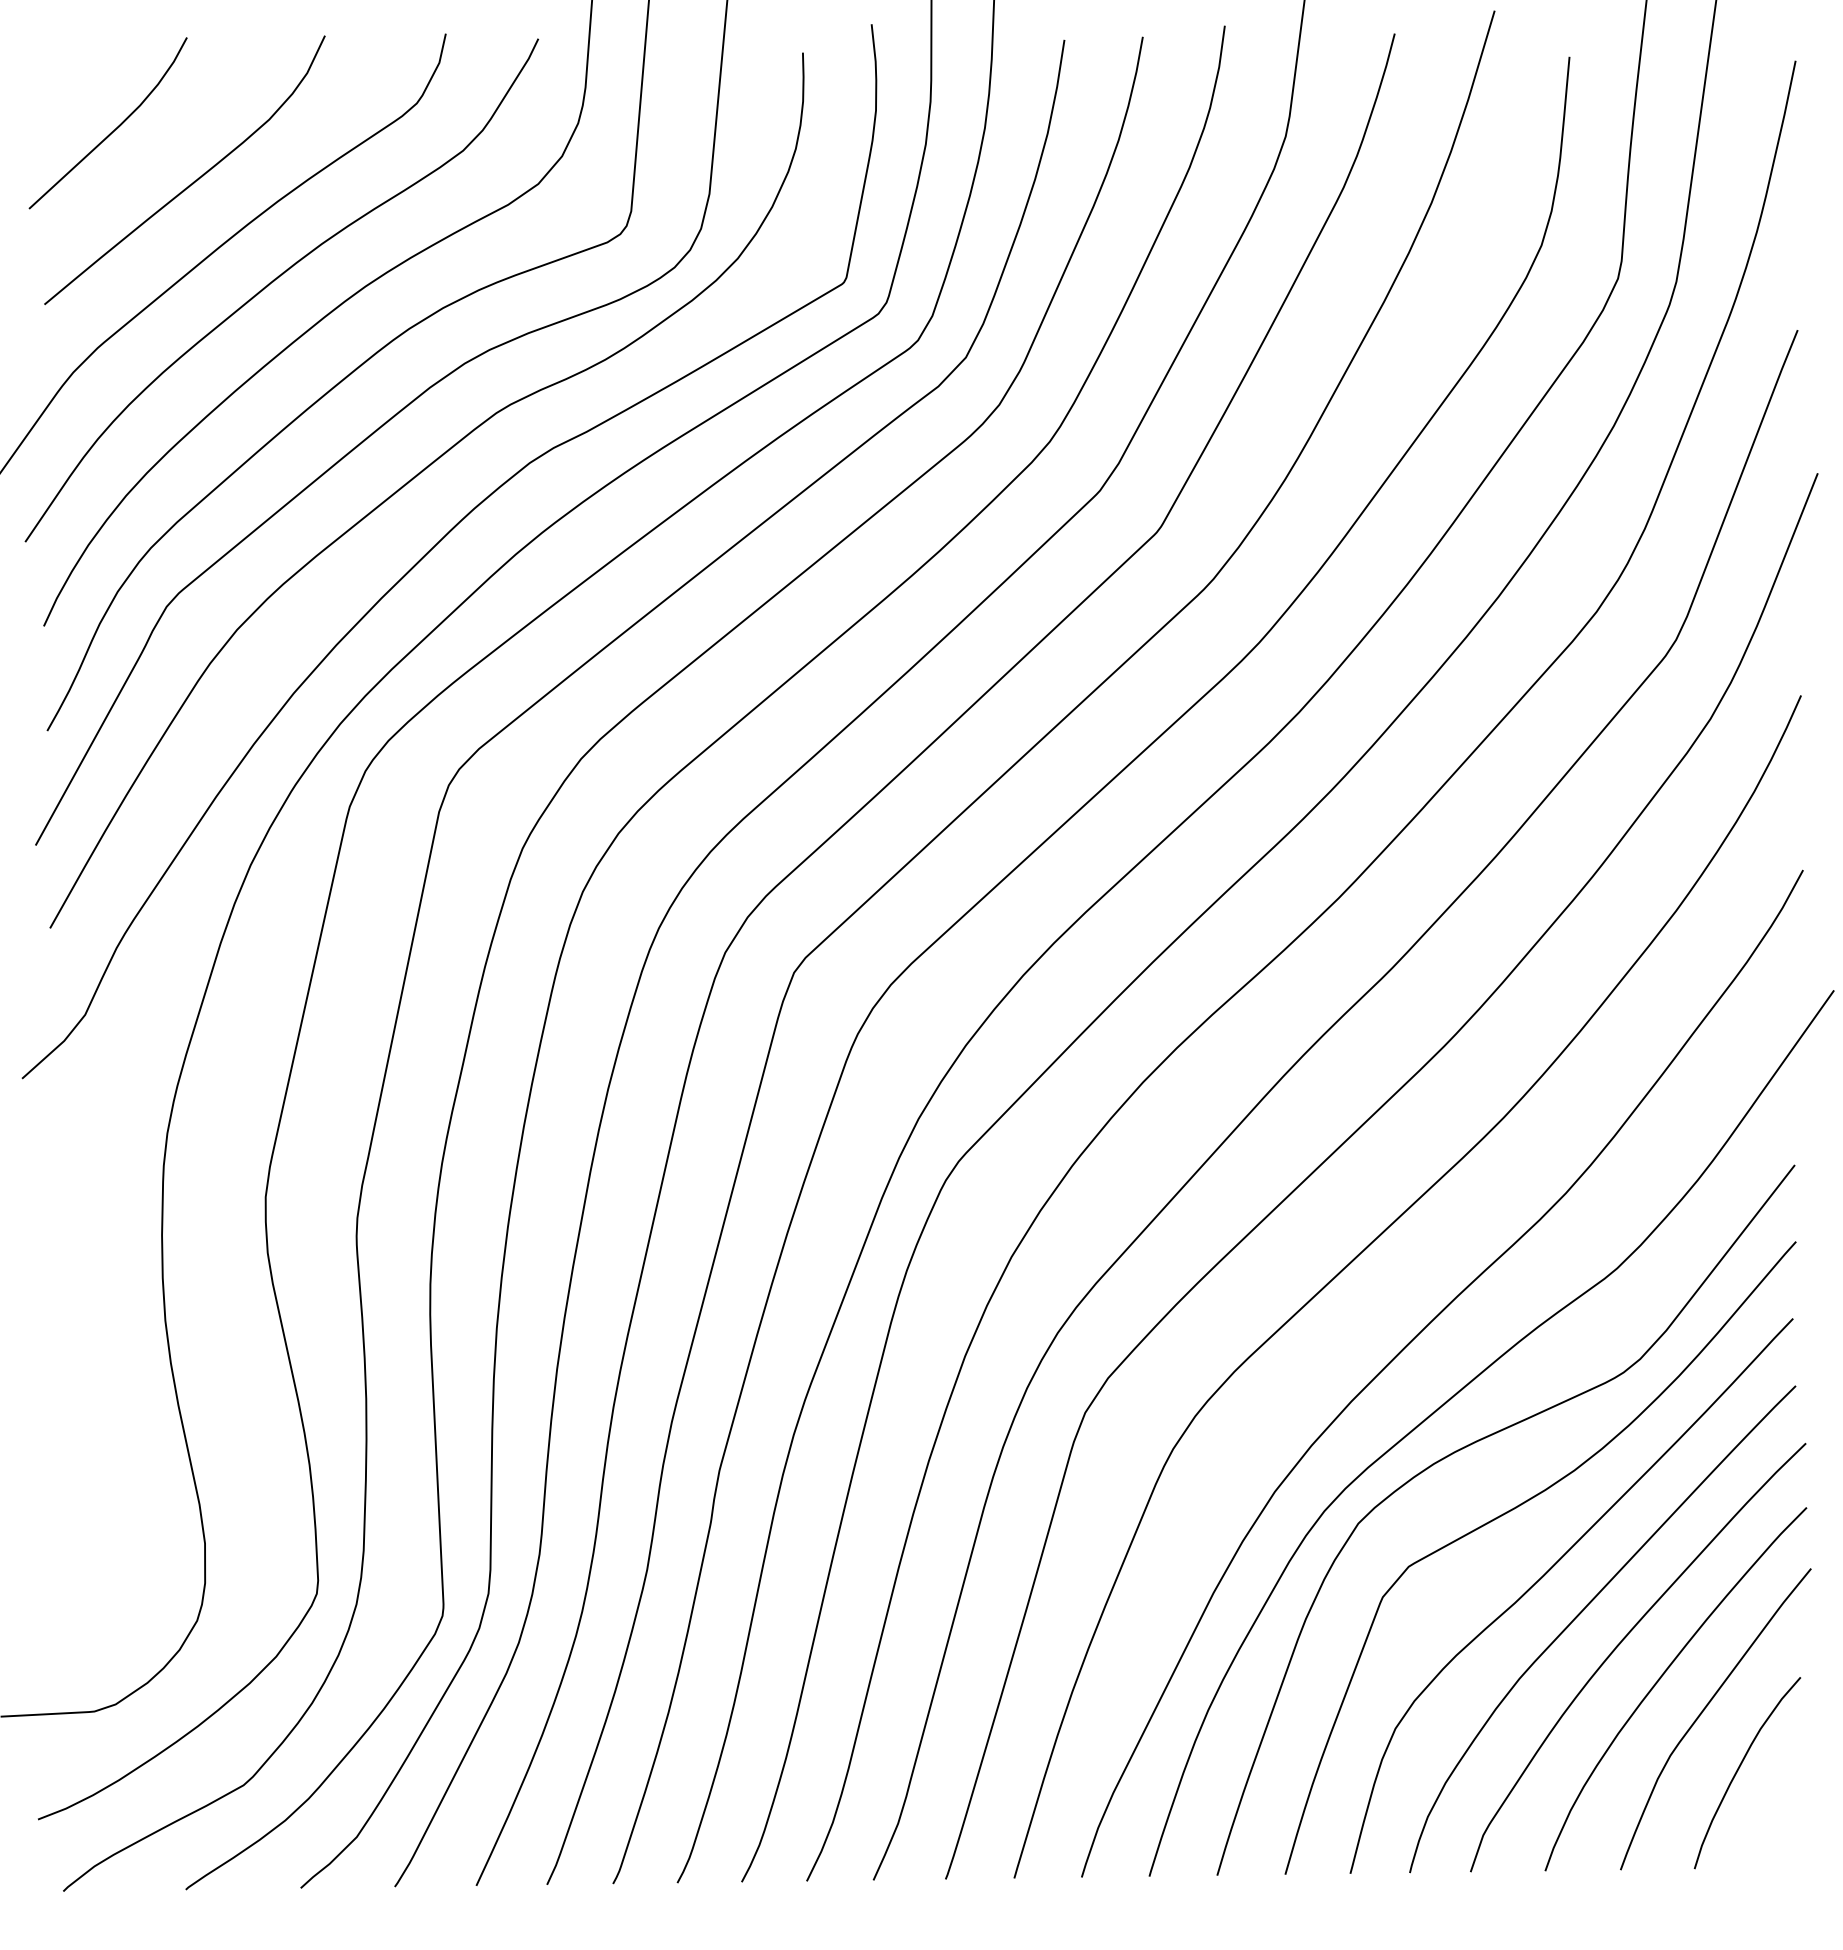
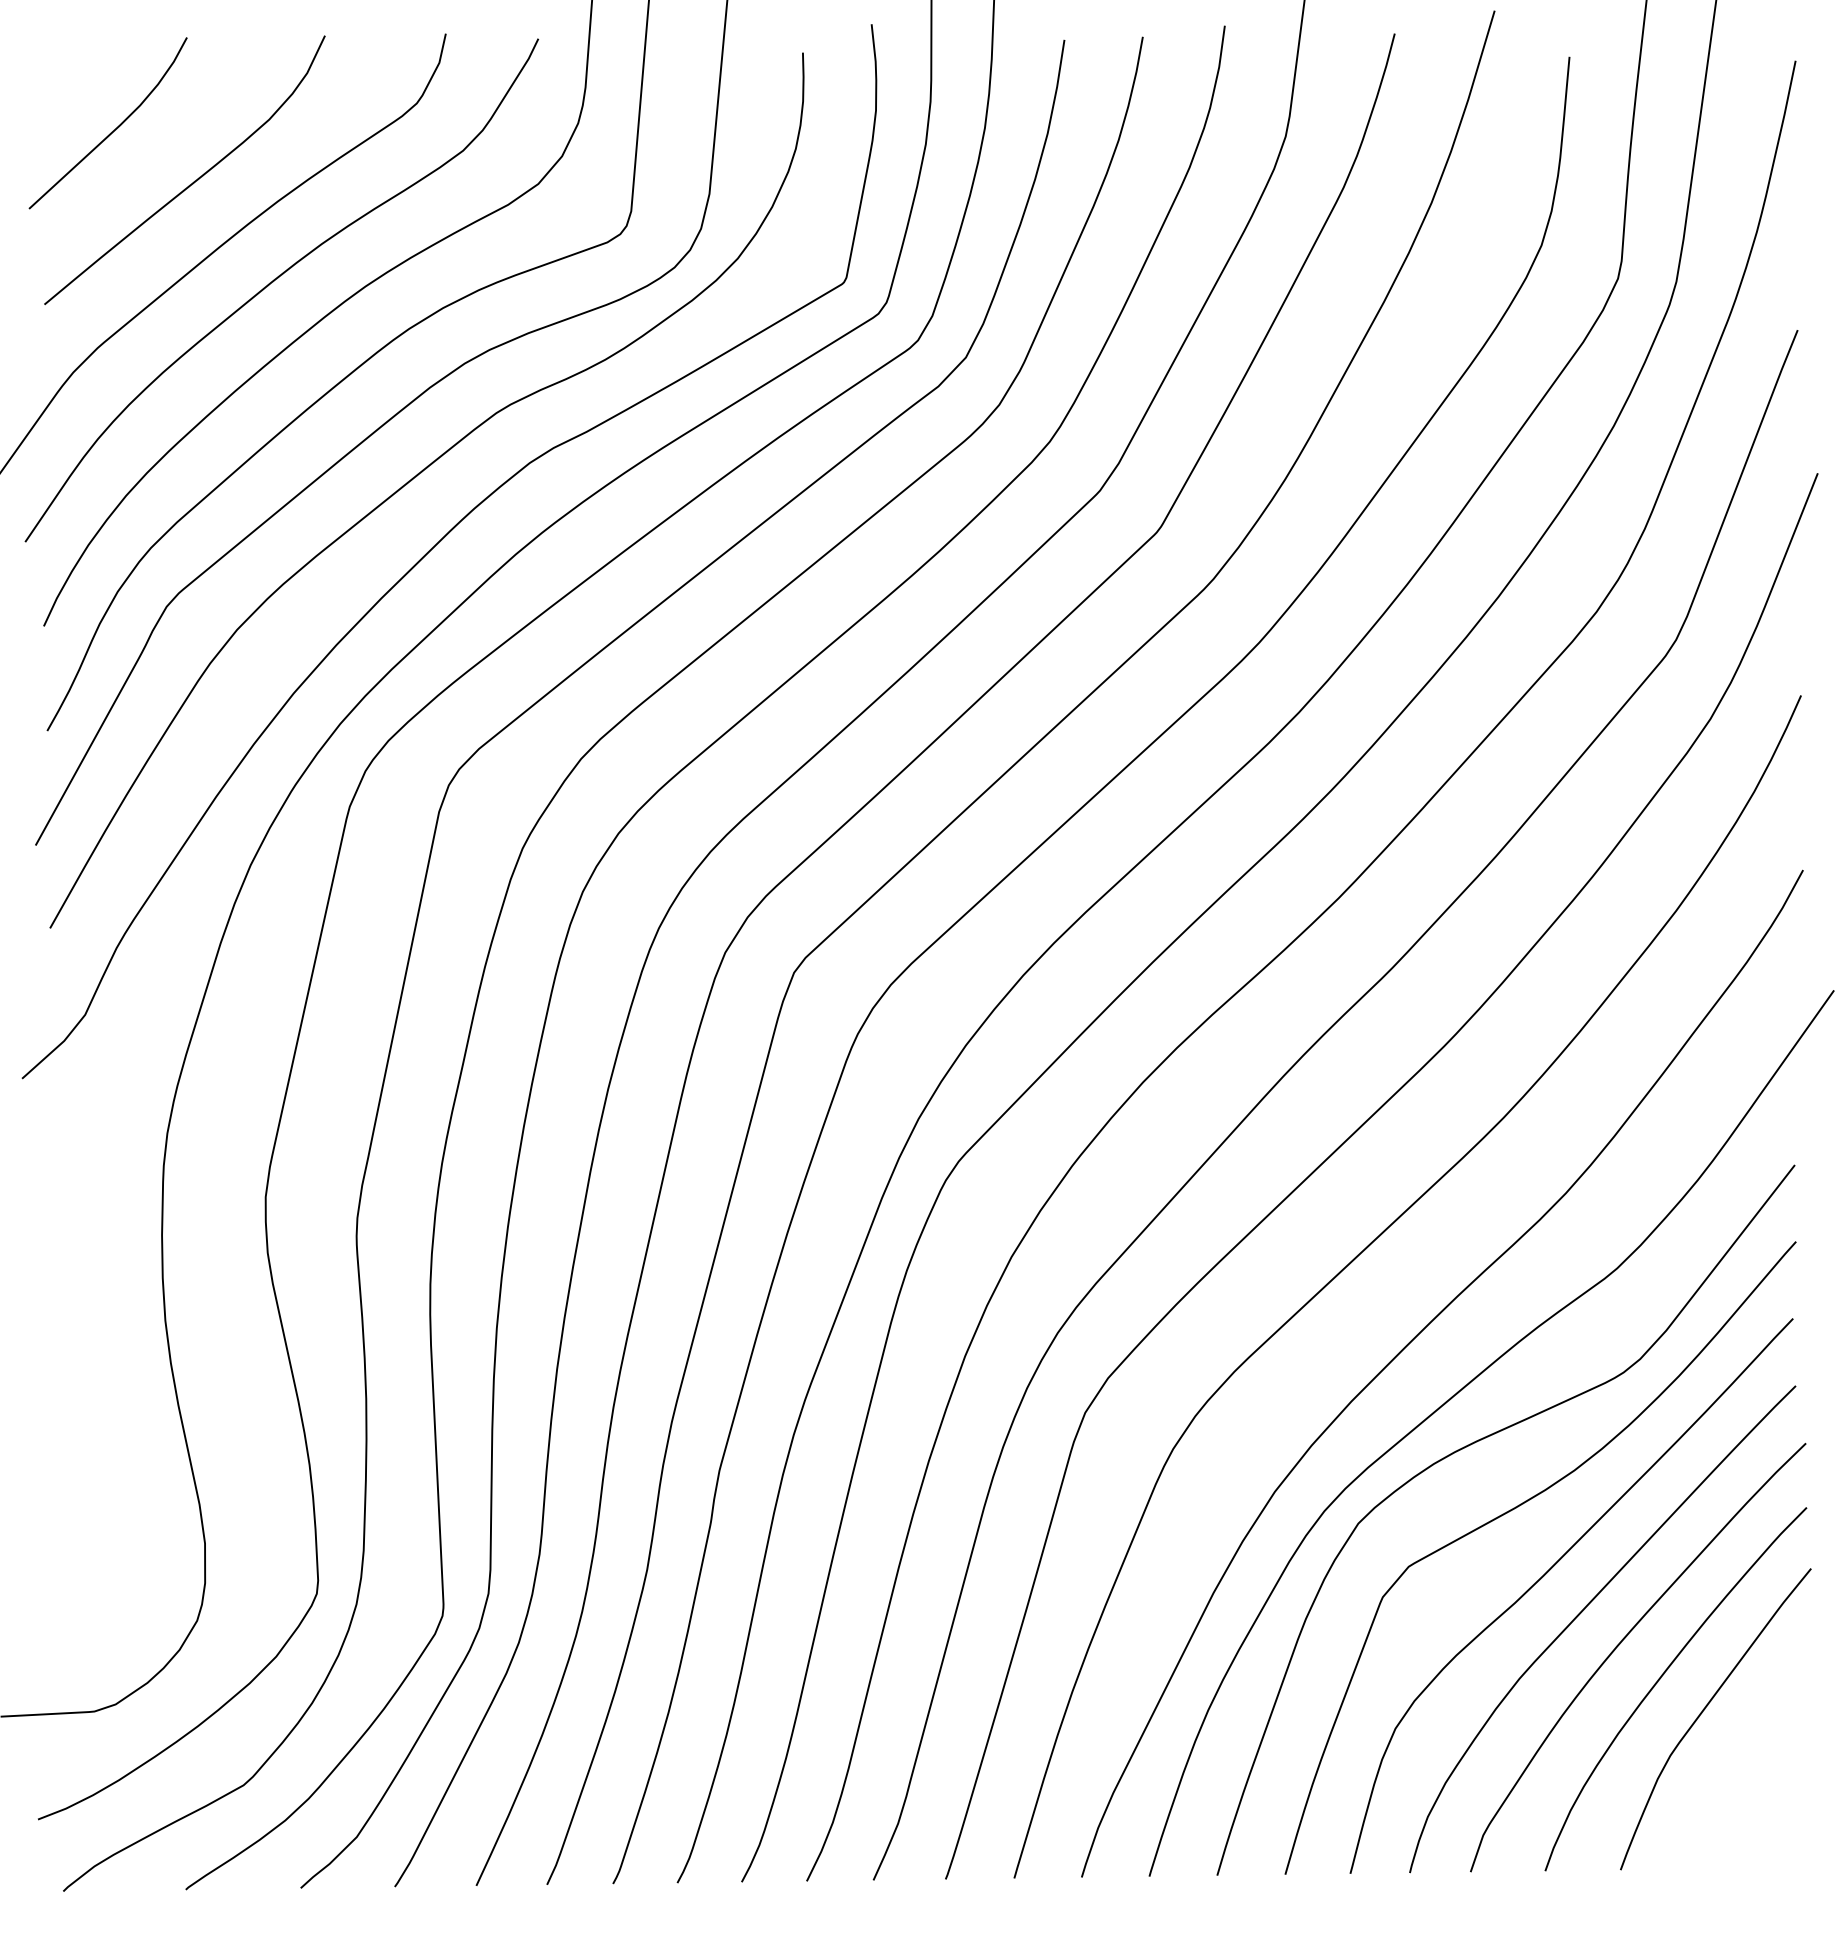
curve: present -> none (1739, 1769)
